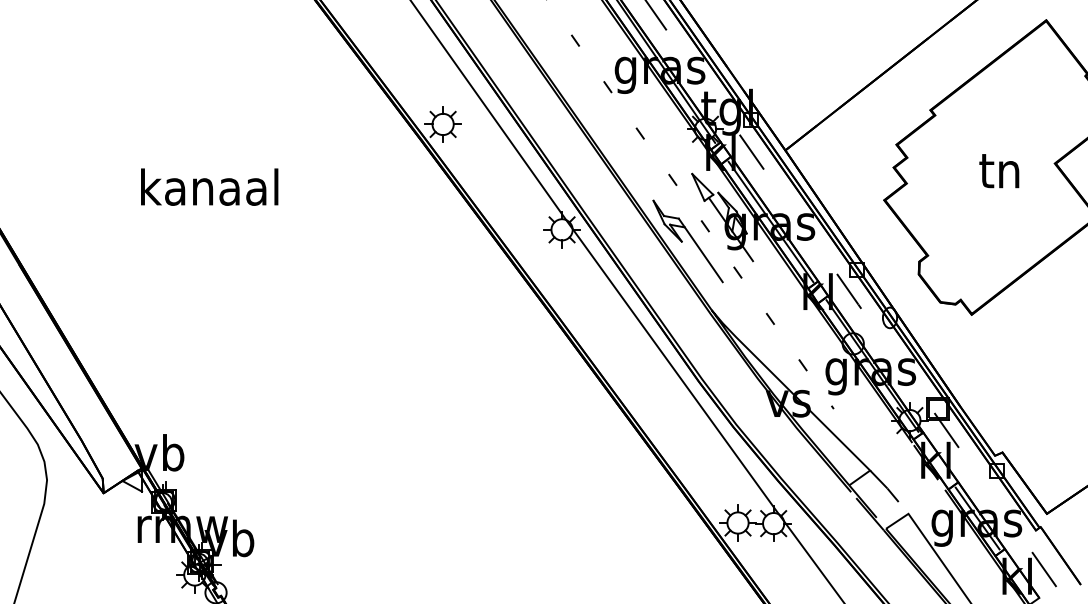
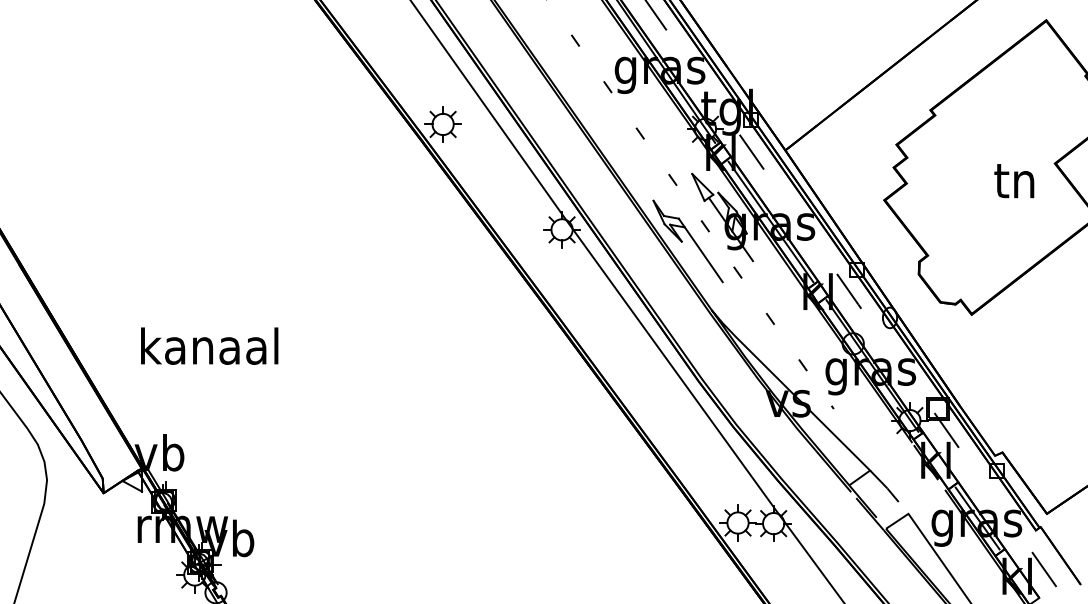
text position: (999, 171) -> (1014, 181) (1014, 181)
text position: (209, 186) -> (209, 345) (209, 345)
